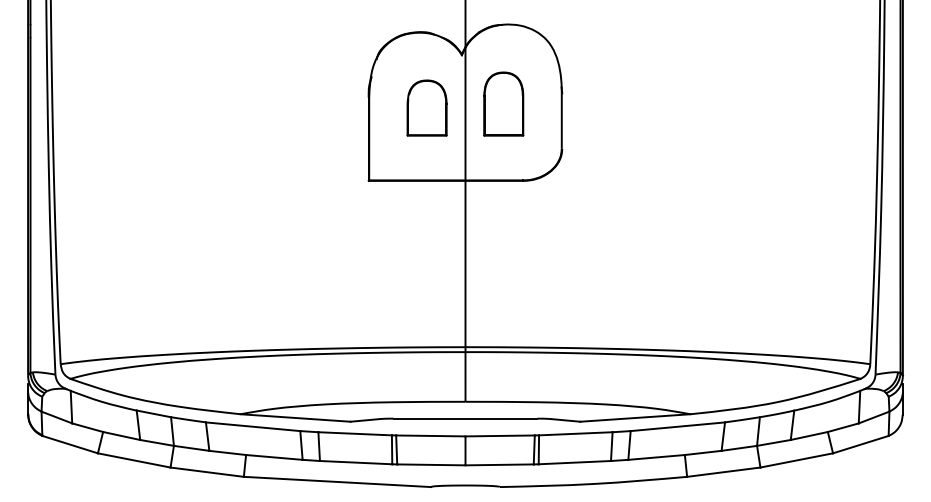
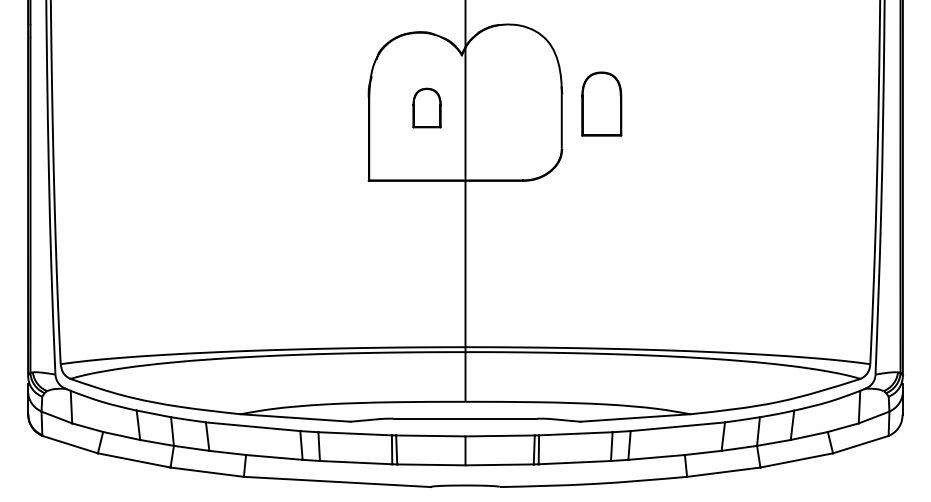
part position: (503, 103) -> (601, 103) (601, 103)
part size: 42x58 px -> 30x42 px (426, 107)
